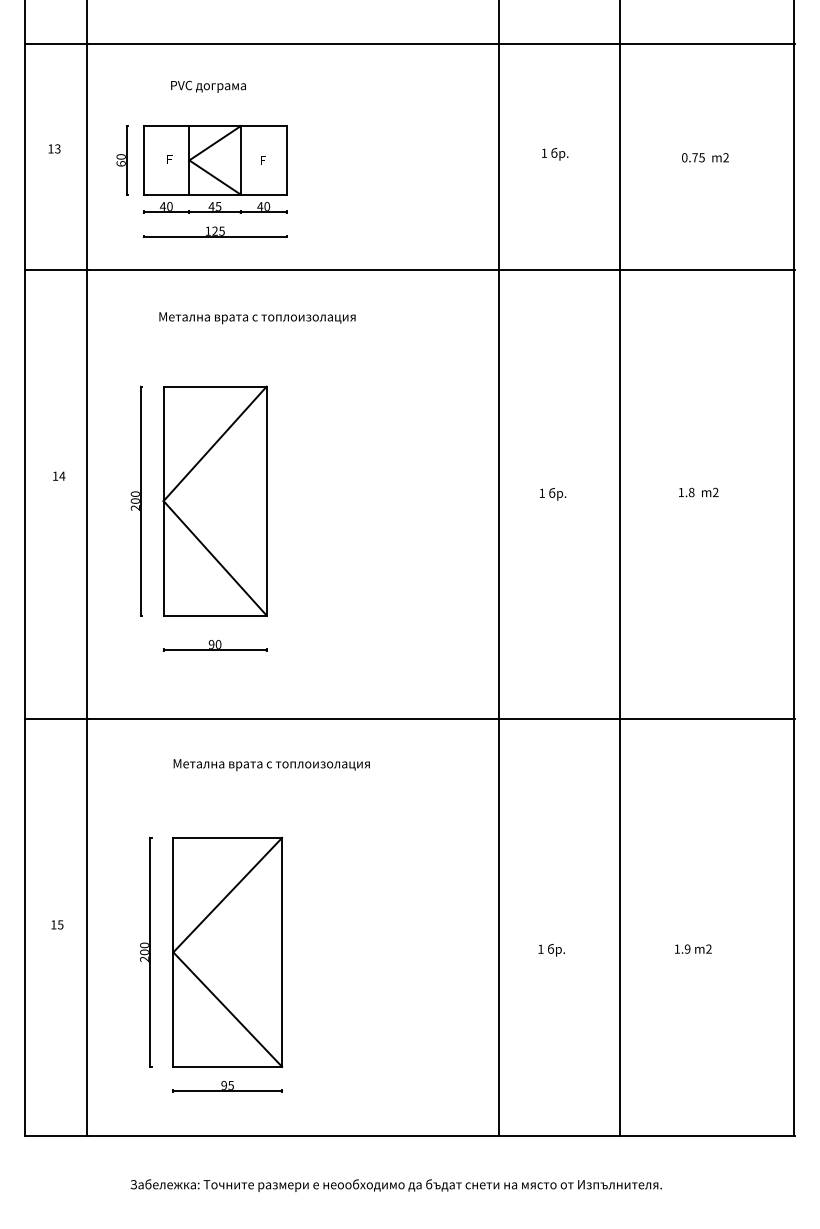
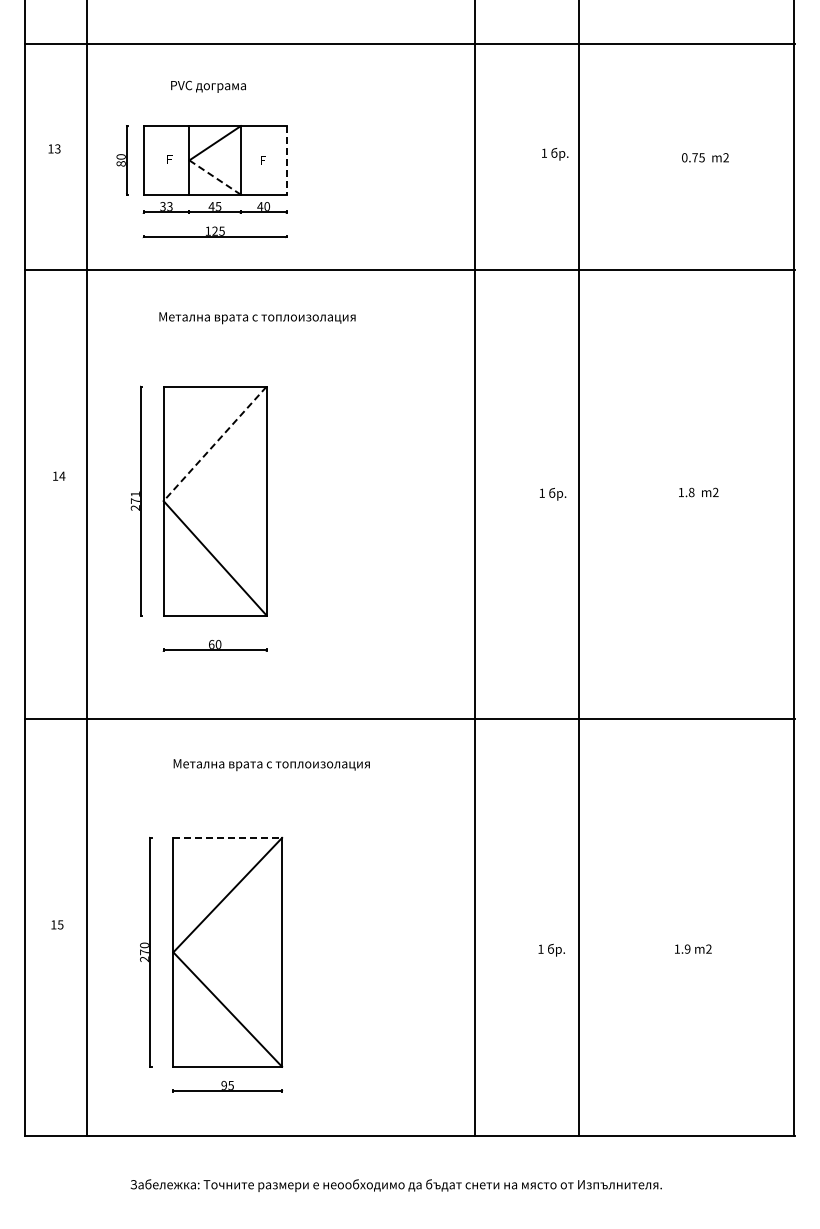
line: solid -> dashed (286, 160)
text: 60 -> 80 (120, 163)
line: solid -> dashed (215, 177)
text: 40 -> 33 (165, 206)
line: solid -> dashed (215, 443)
text: 200 -> 271 (134, 497)
line position: (498, 569) -> (474, 569) (474, 569)
line position: (619, 569) -> (578, 569) (578, 569)
text: 90 -> 60 (211, 644)
line: solid -> dashed (228, 837)
text: 200 -> 270 (144, 952)
